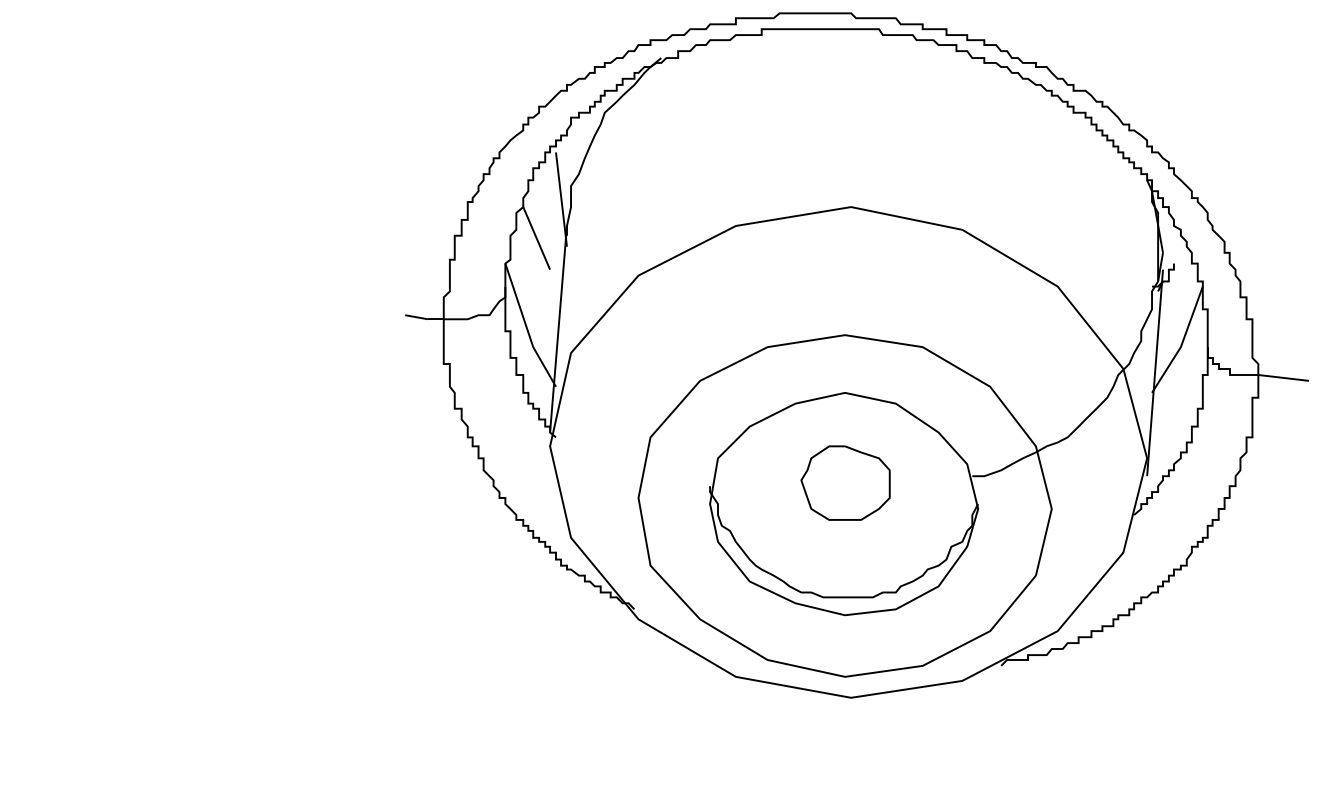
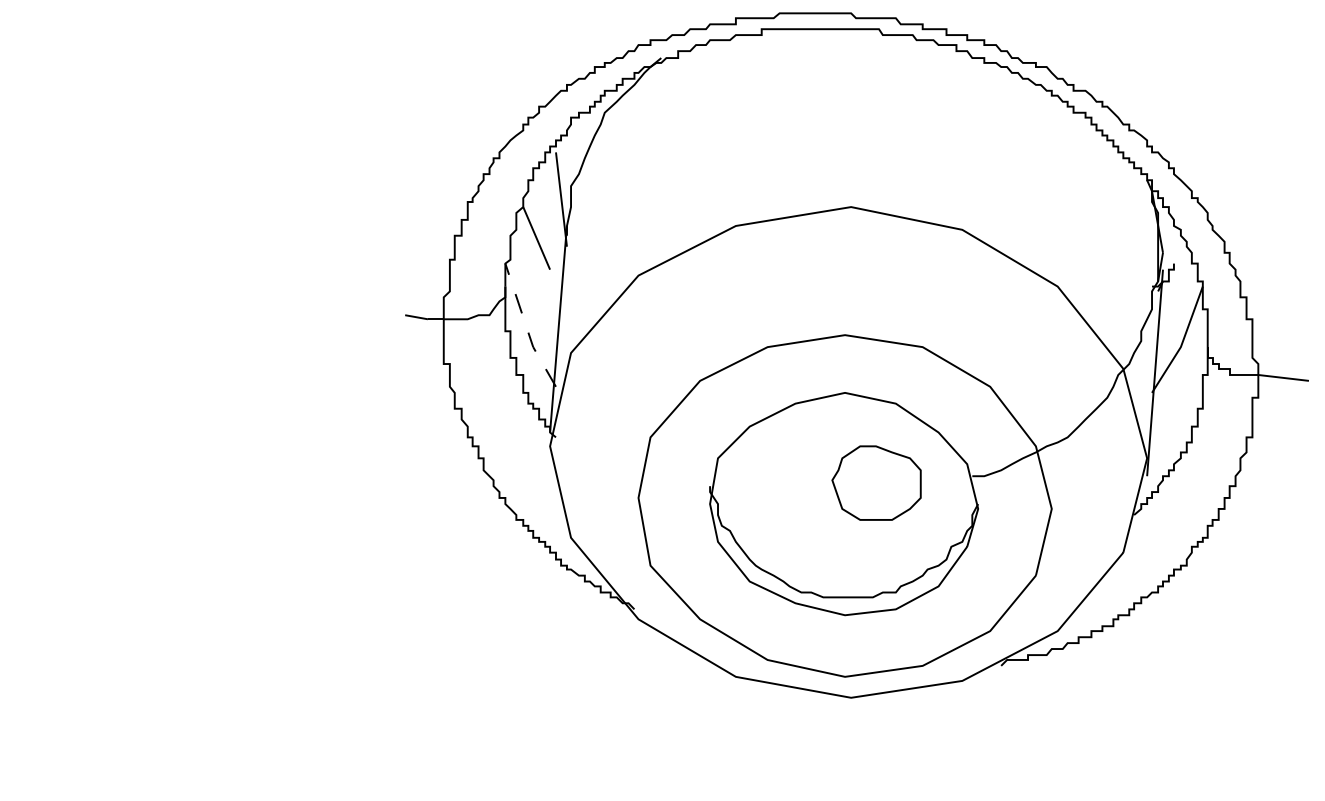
line: solid -> dashed (526, 327)
part position: (845, 482) -> (876, 482) (876, 482)
